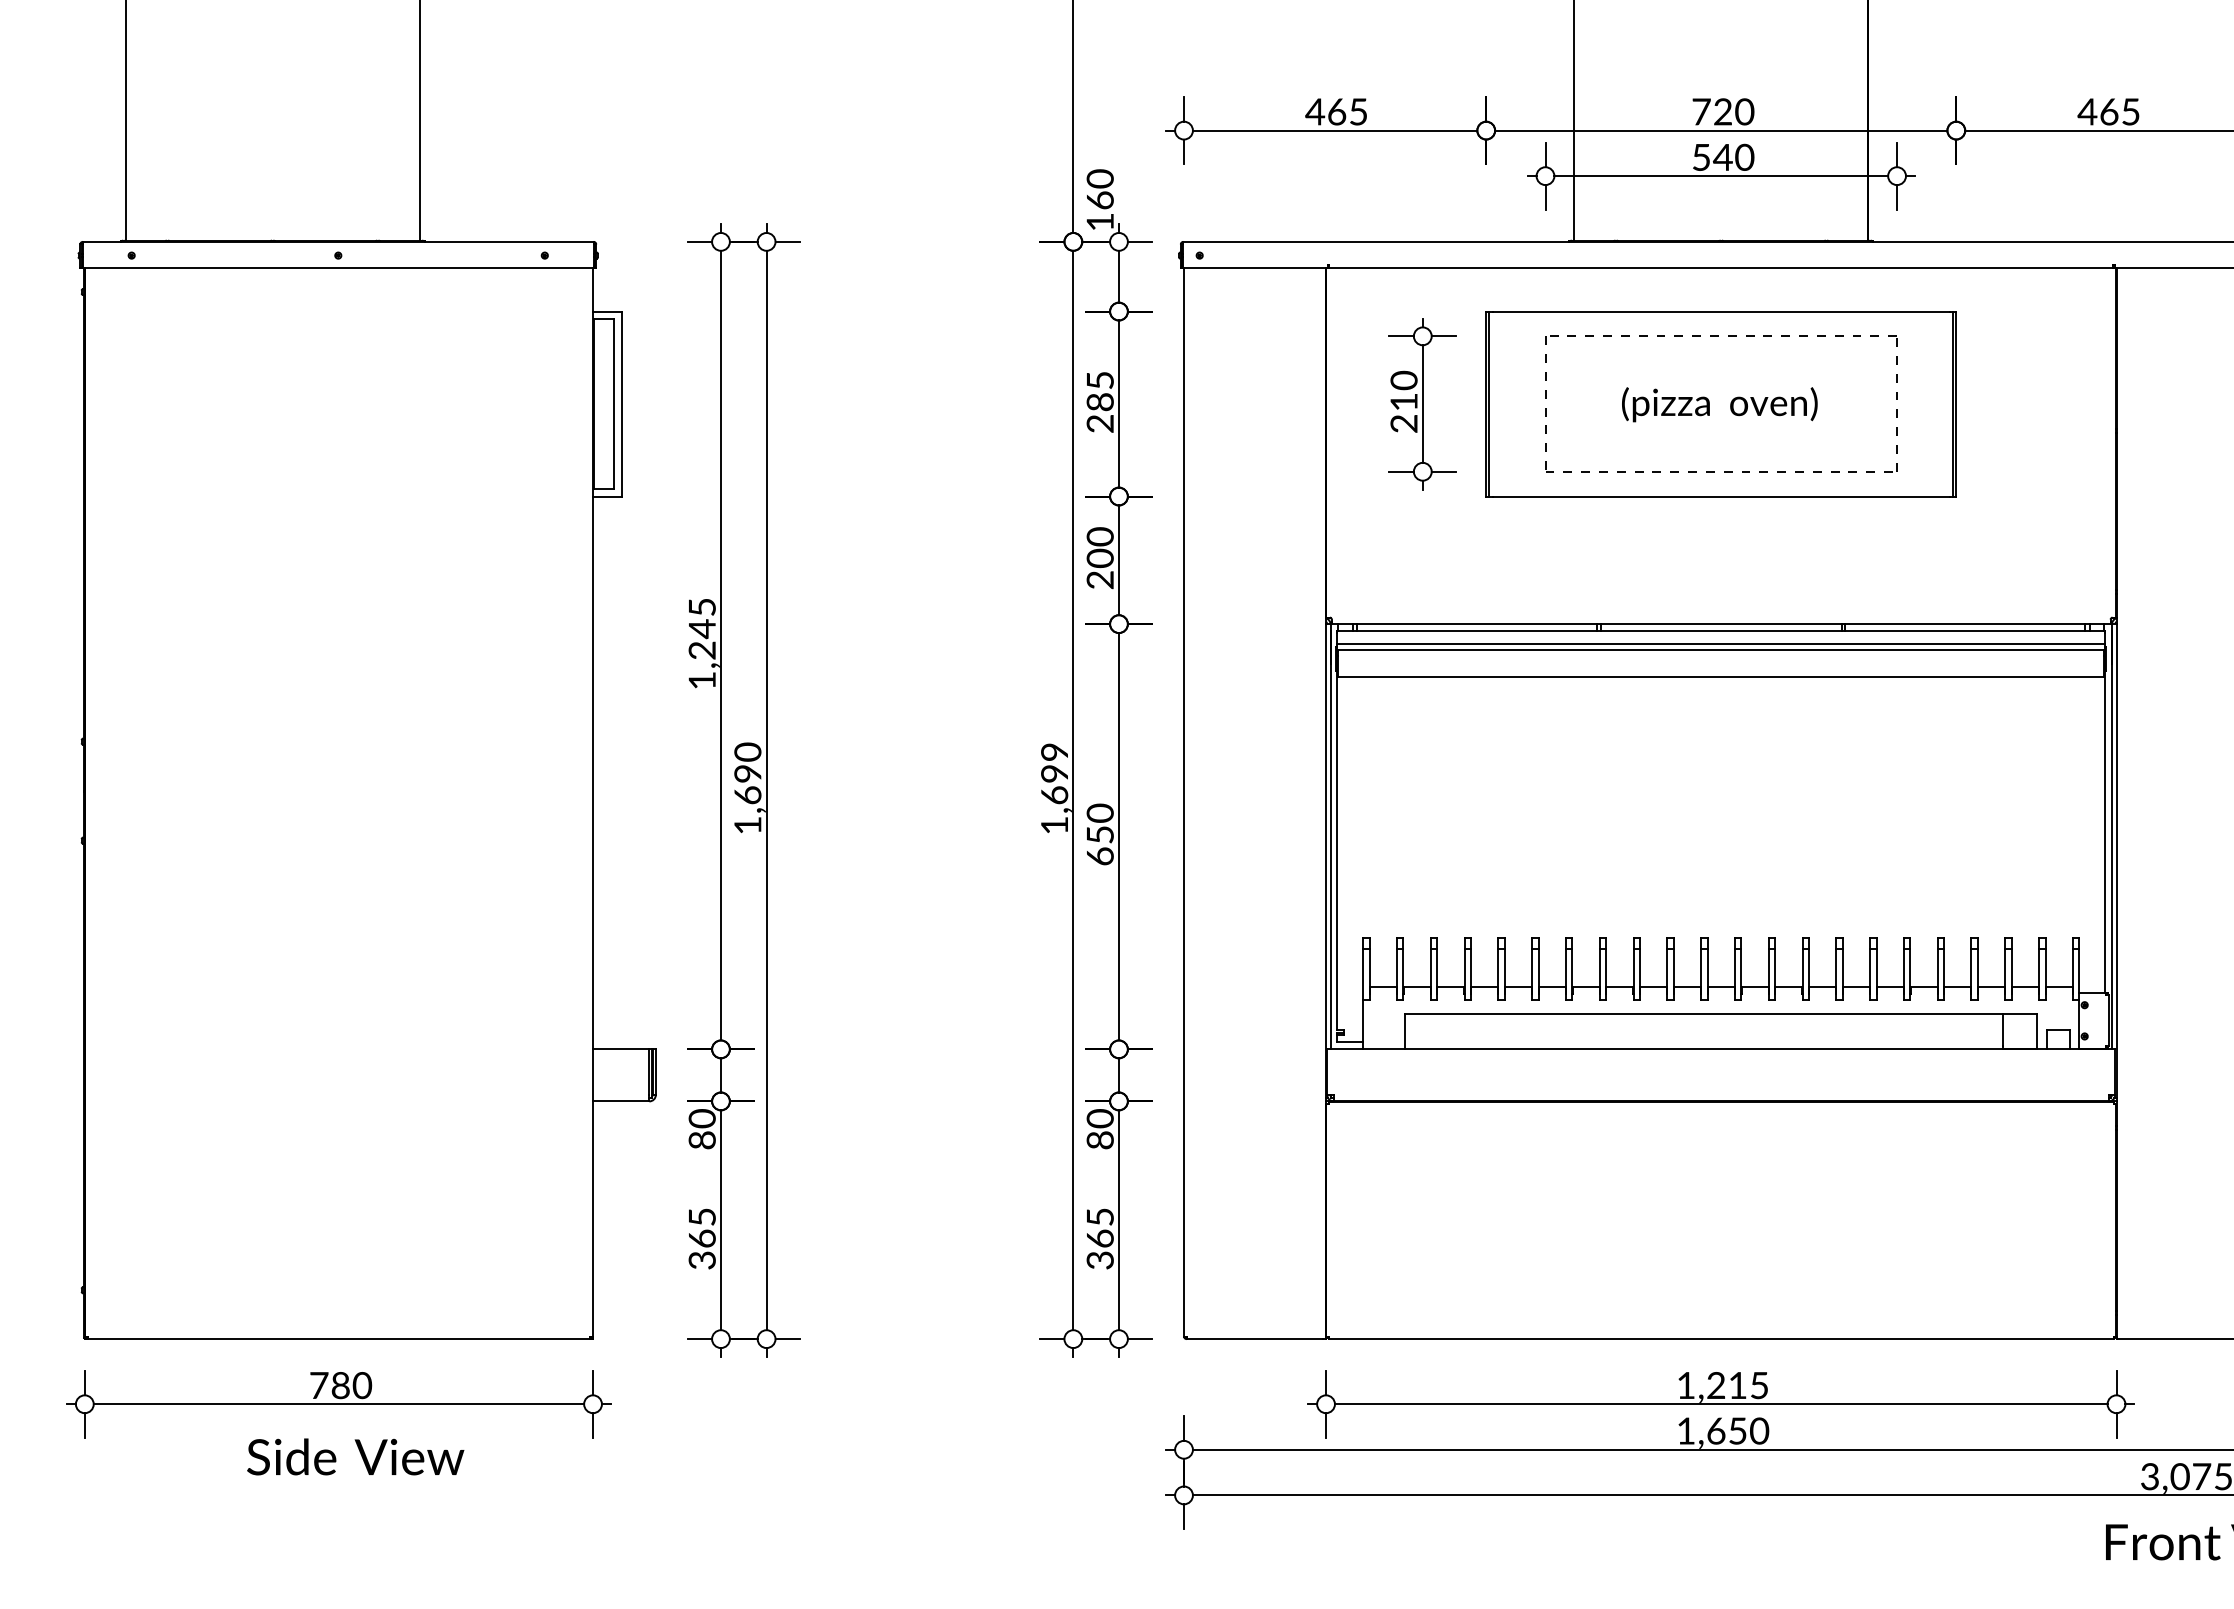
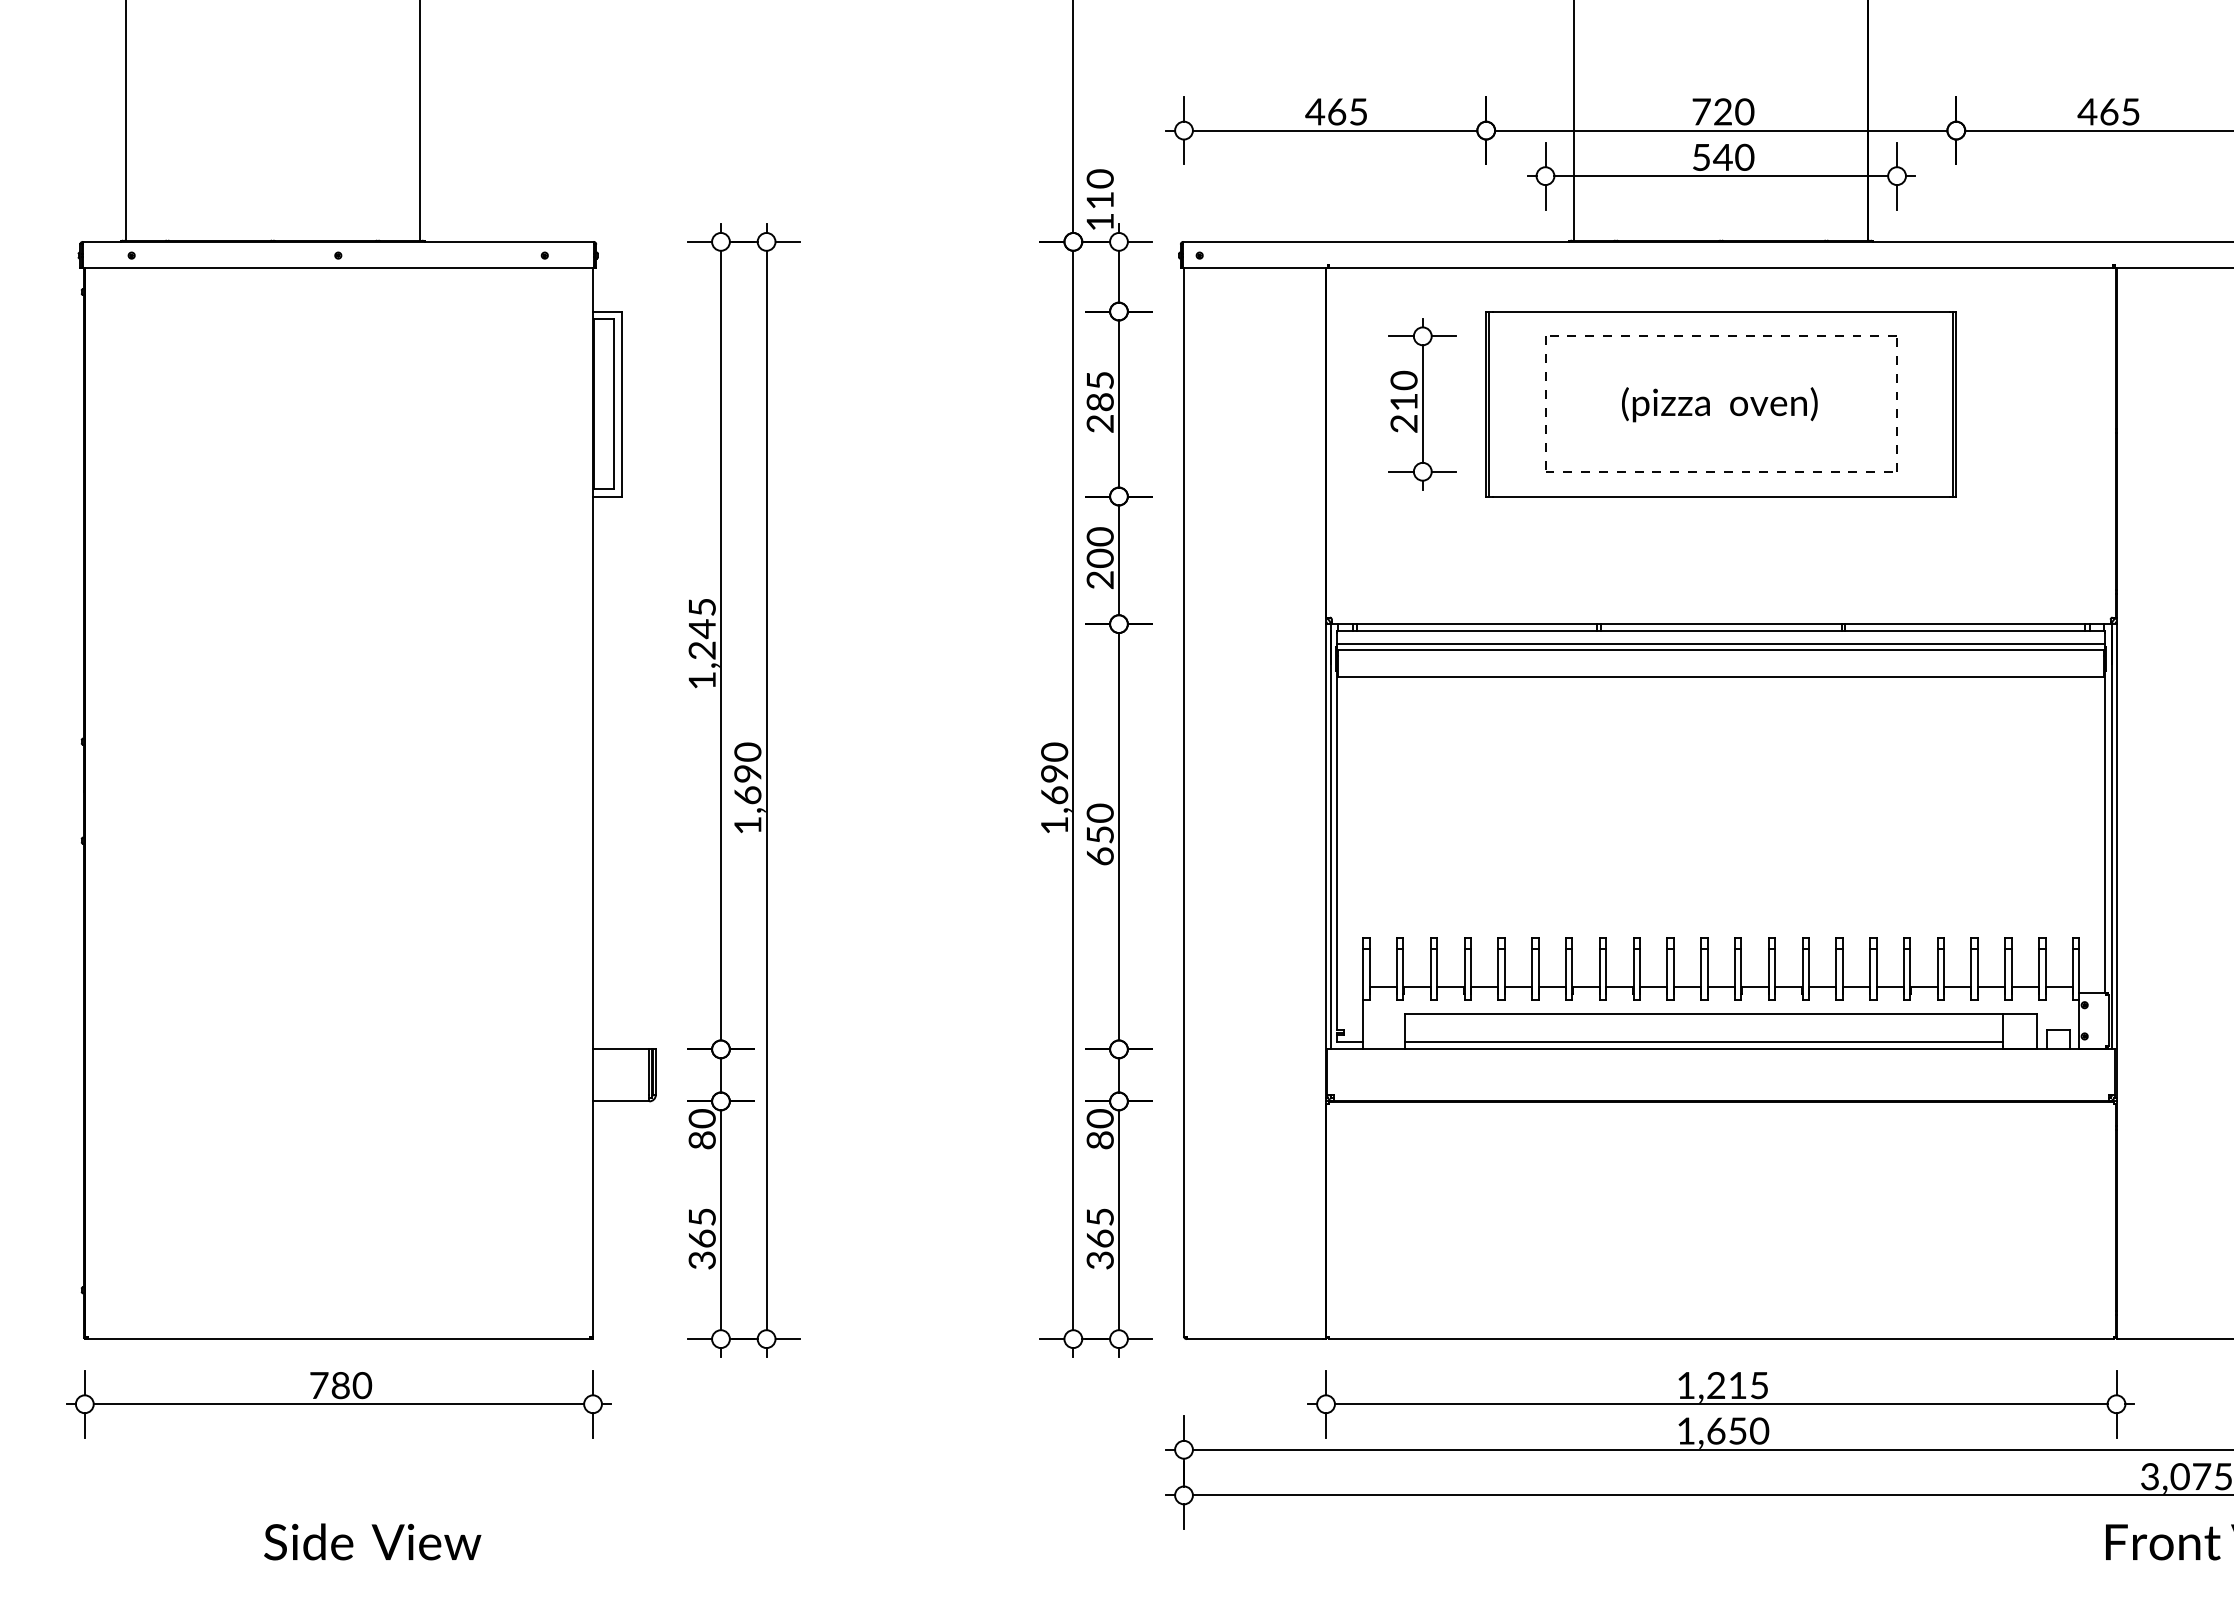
text: 160 -> 110 (1099, 200)
text: 1,699 -> 1,690 (1055, 751)
line: none -> present (1704, 1042)
text position: (355, 1456) -> (372, 1541) (372, 1541)
